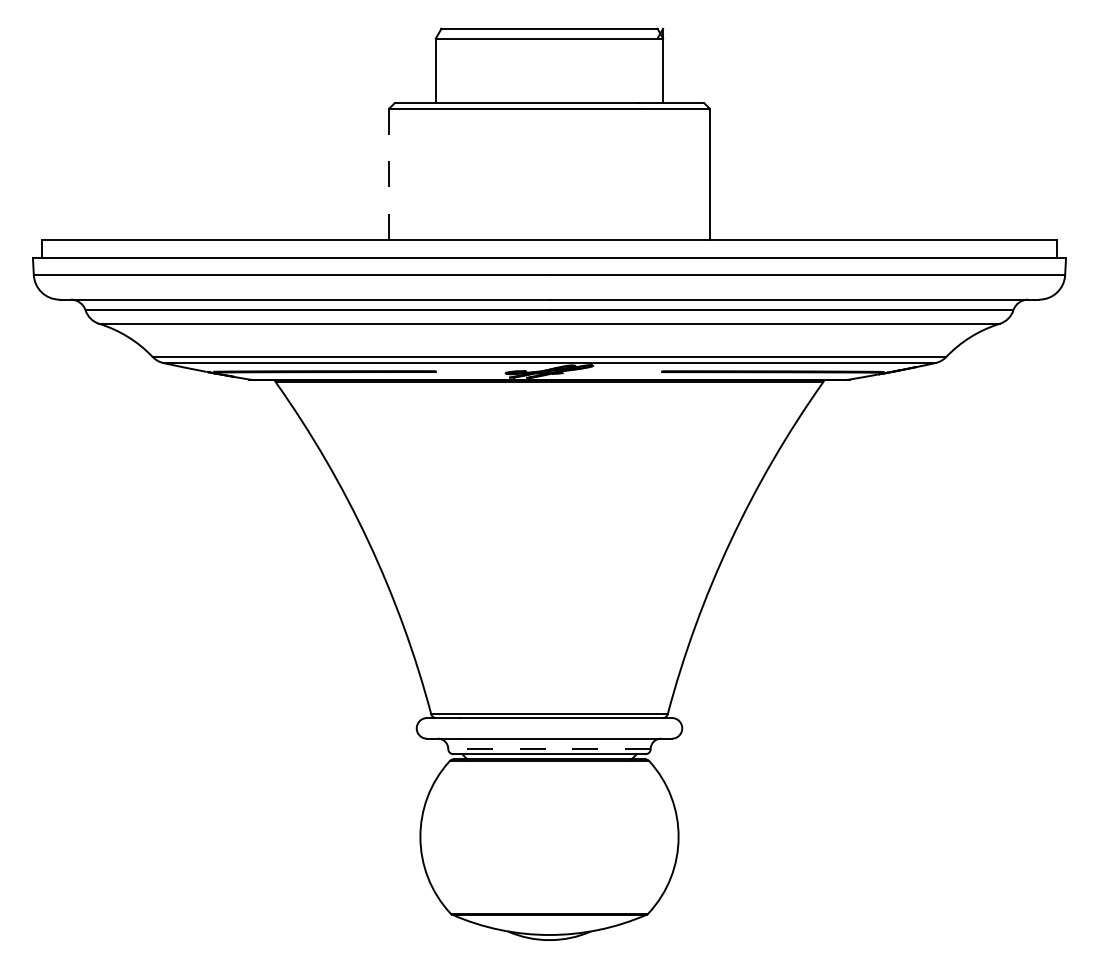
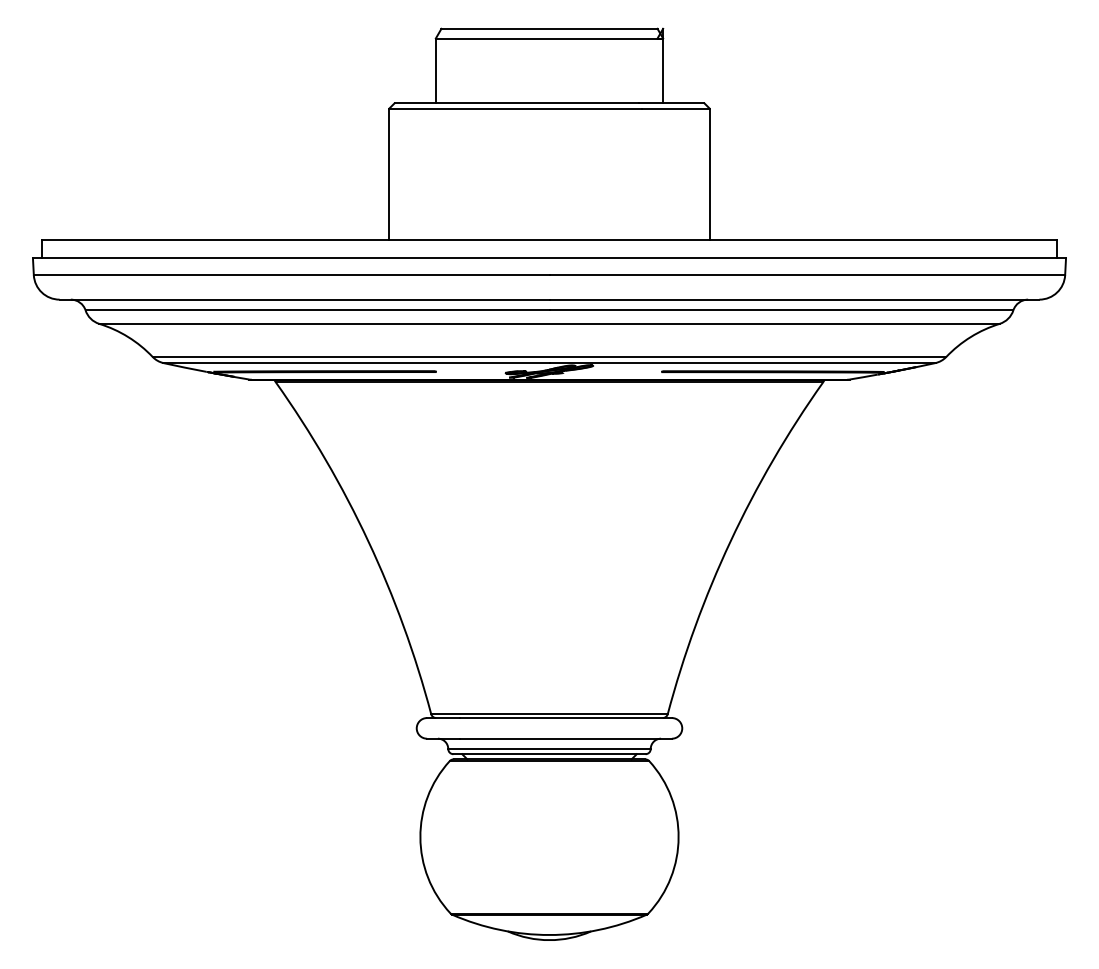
line: dashed -> solid (389, 174)
line: dashed -> solid (549, 749)
